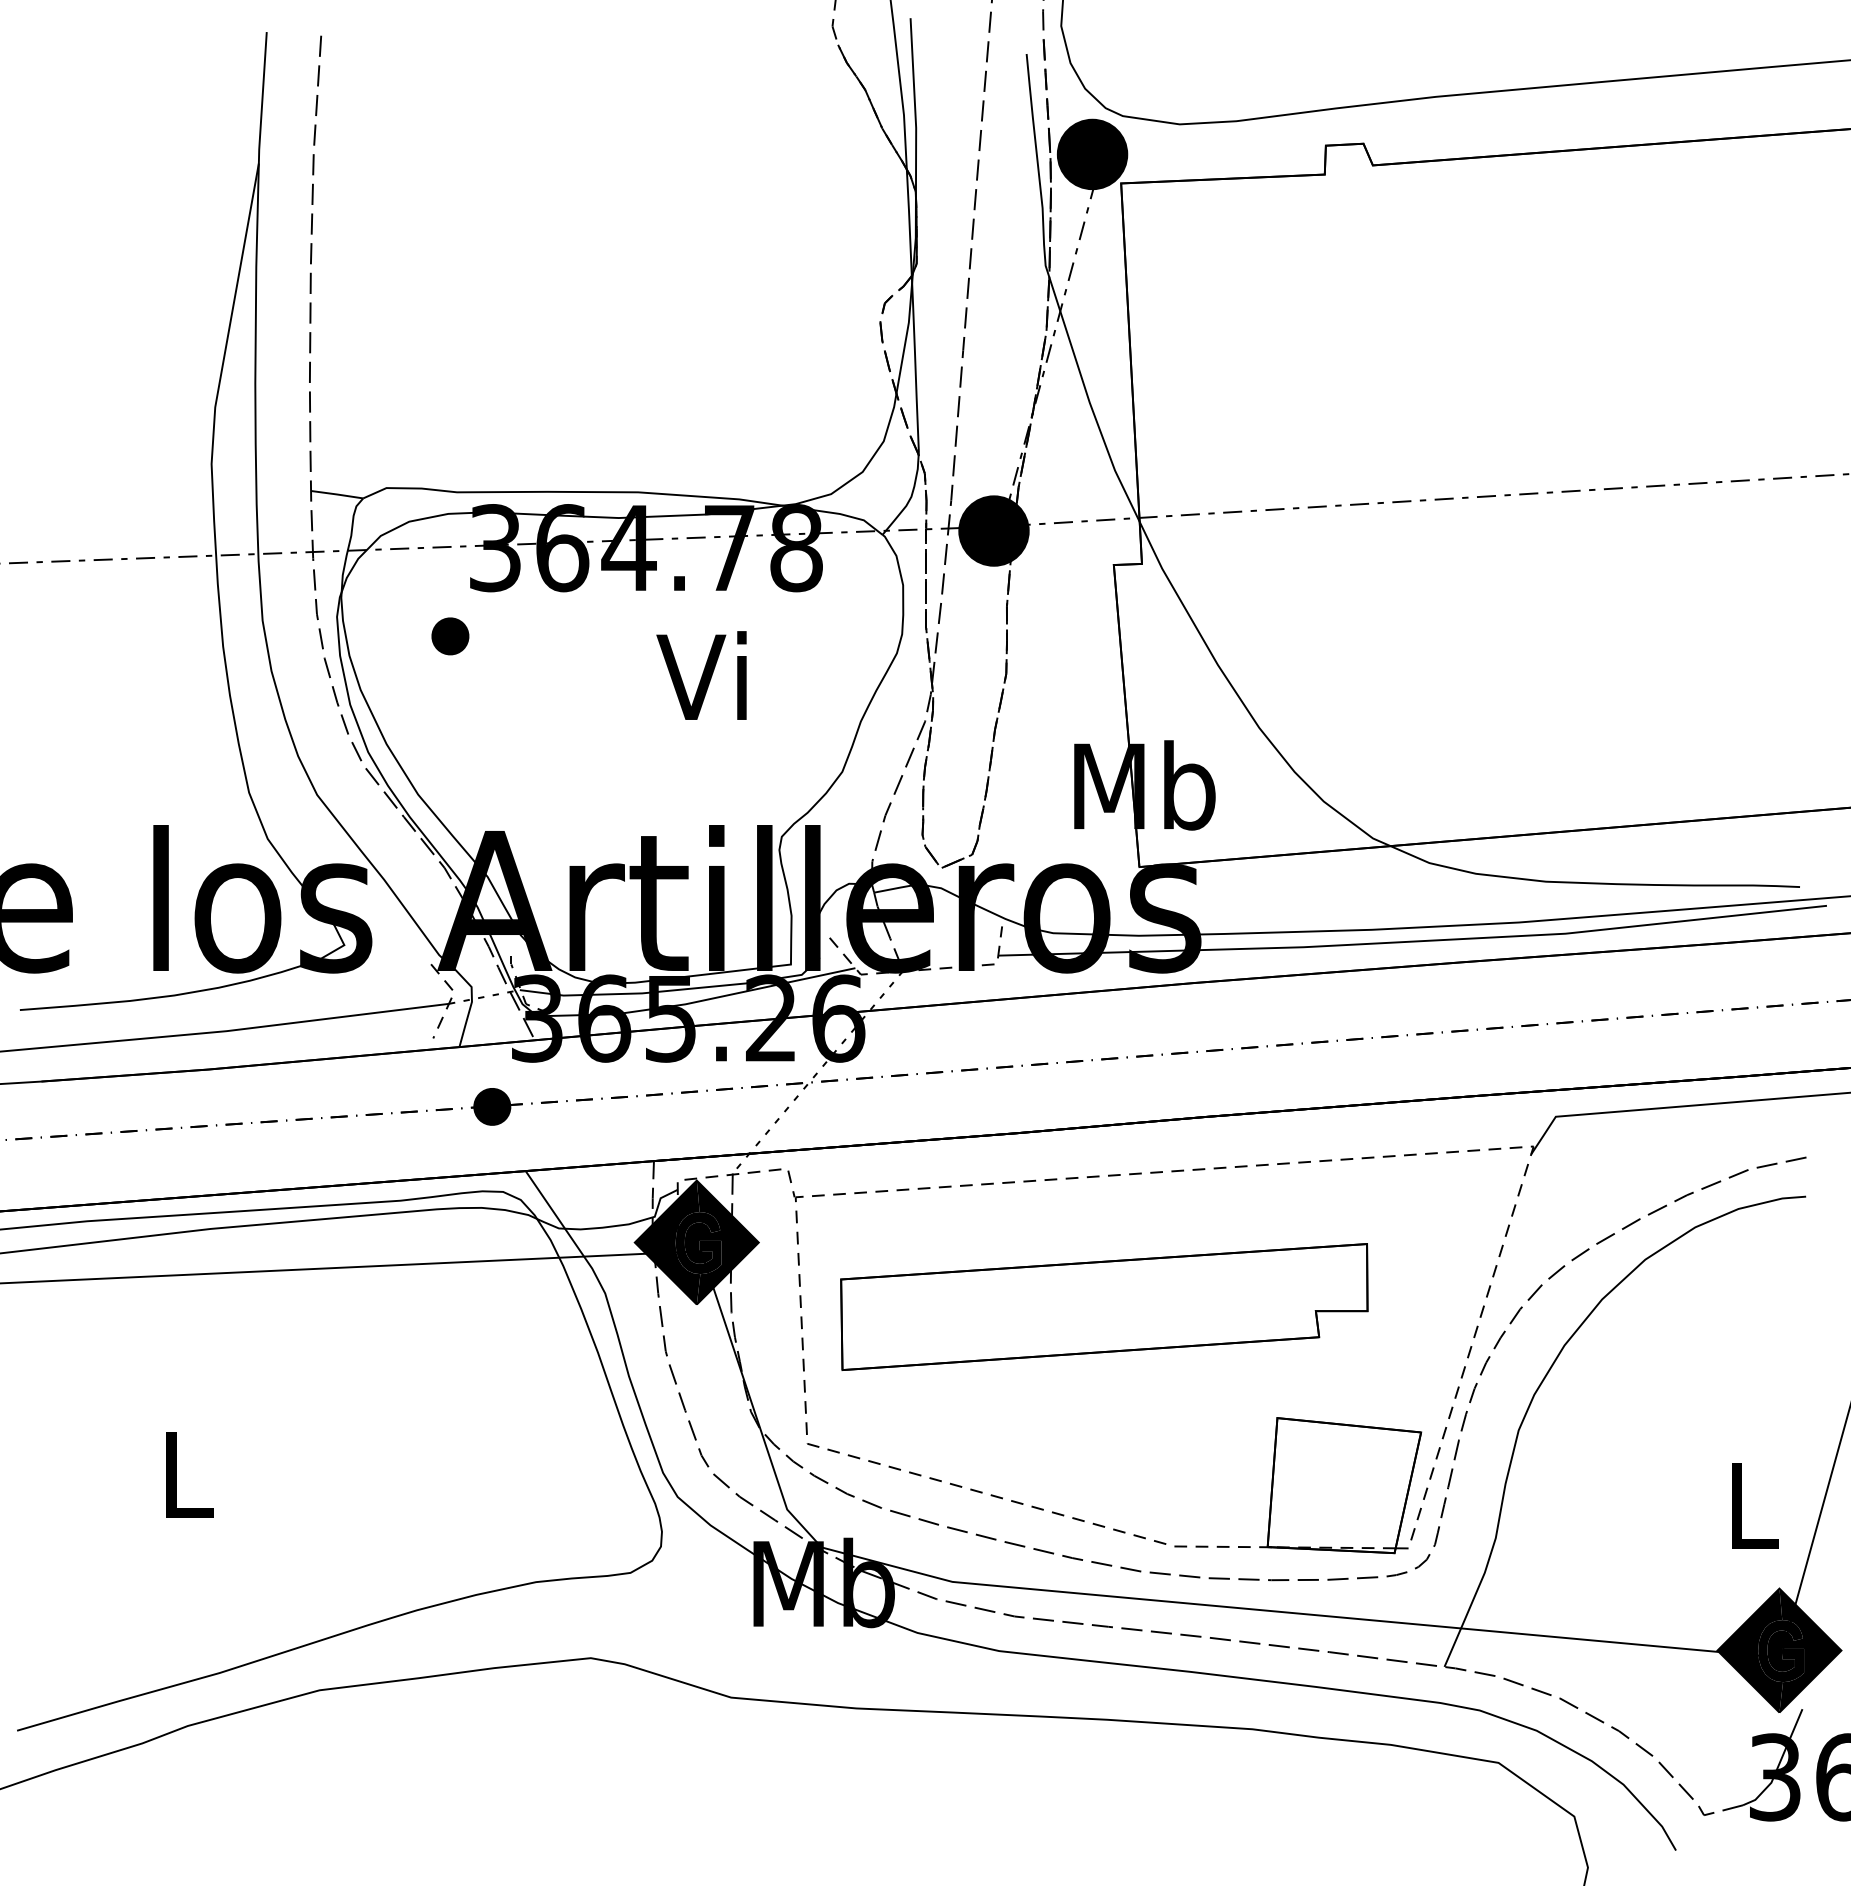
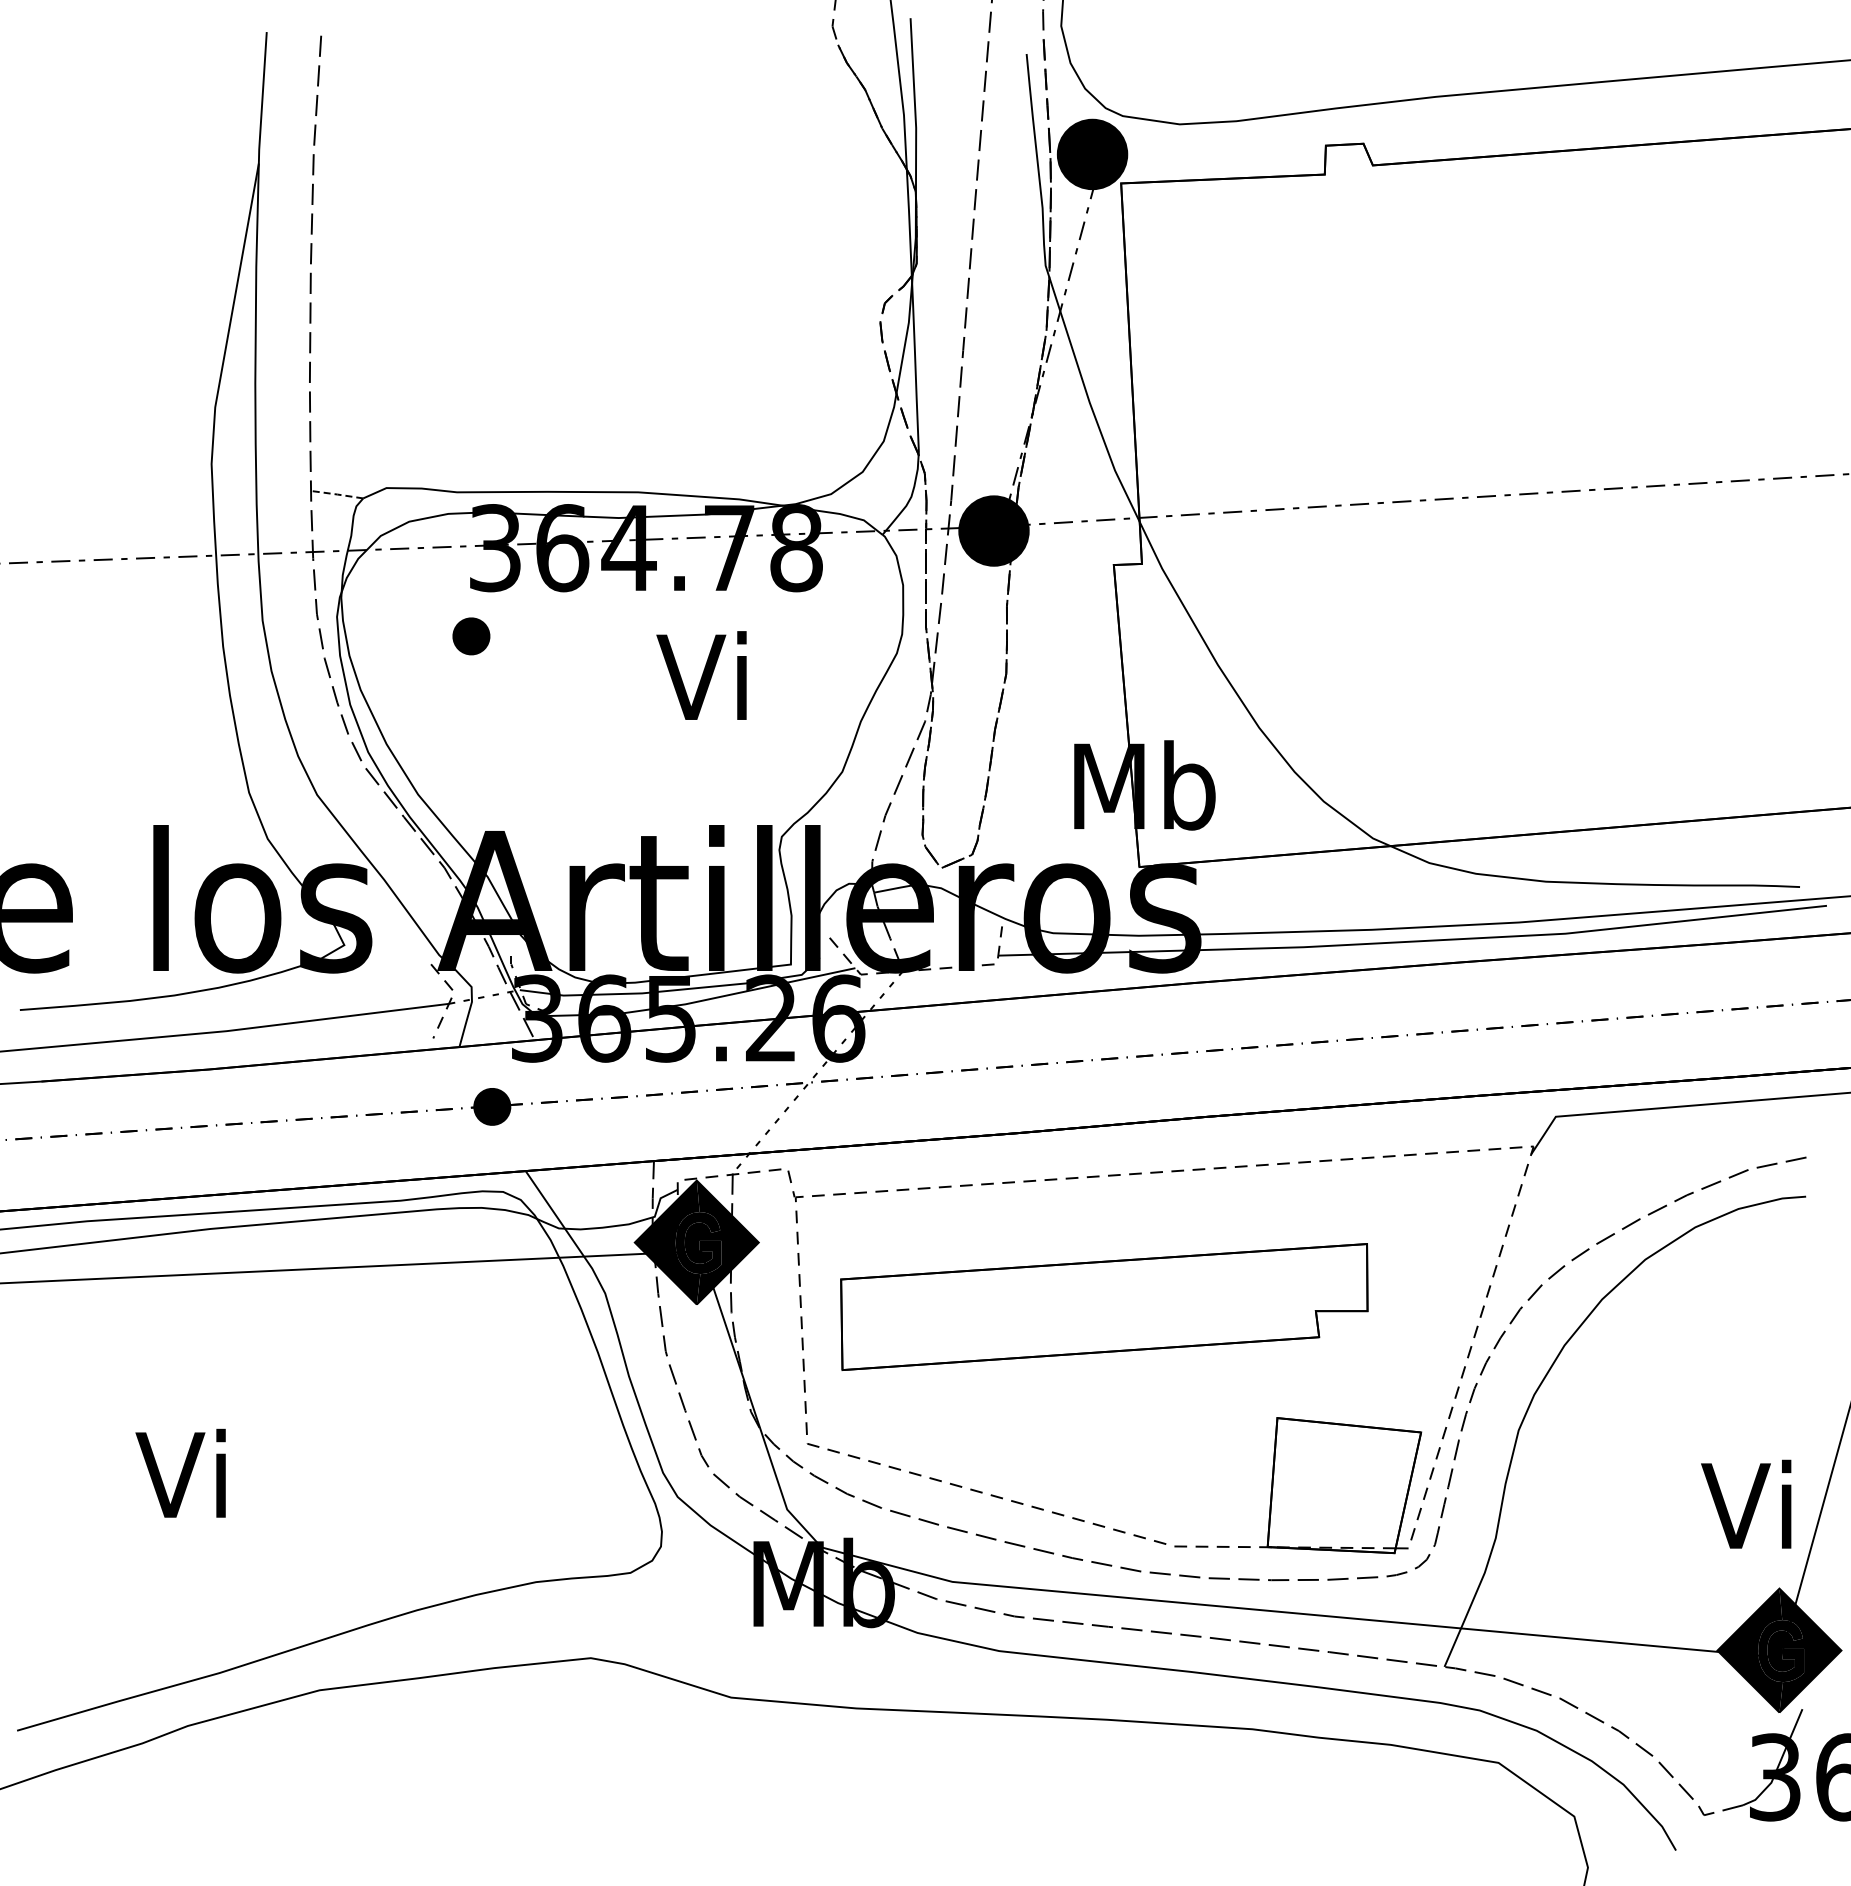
line: solid -> dashed (337, 494)
part position: (450, 636) -> (471, 636) (471, 636)
text: L -> Vi (180, 1472)
text: L -> Vi (1746, 1503)
